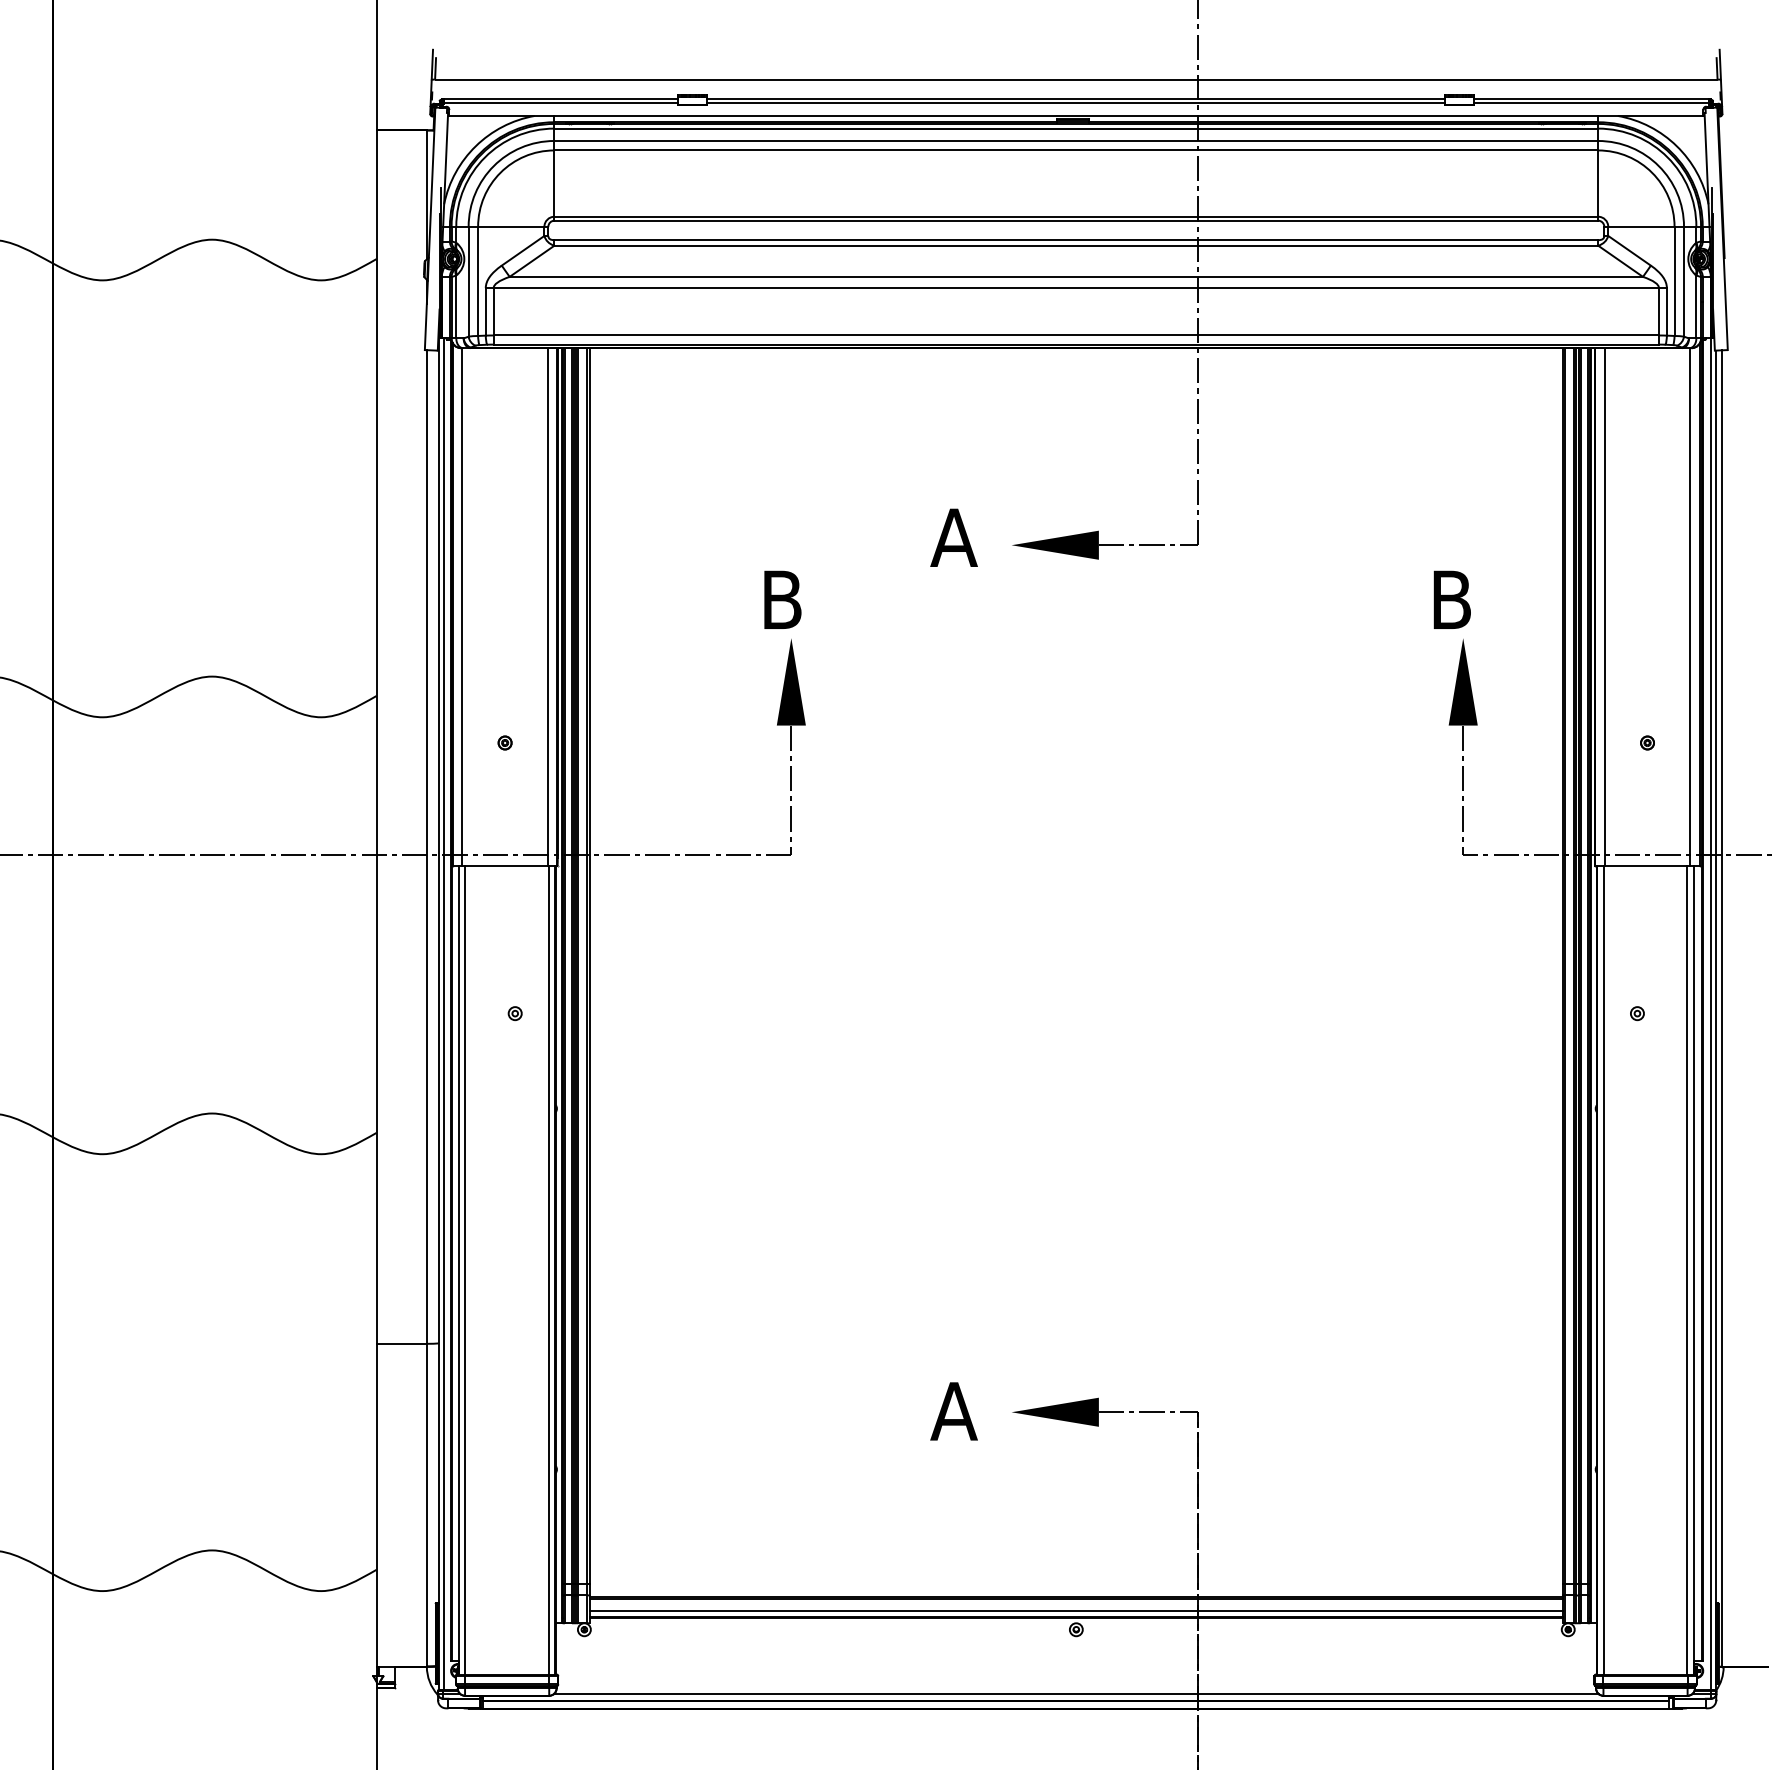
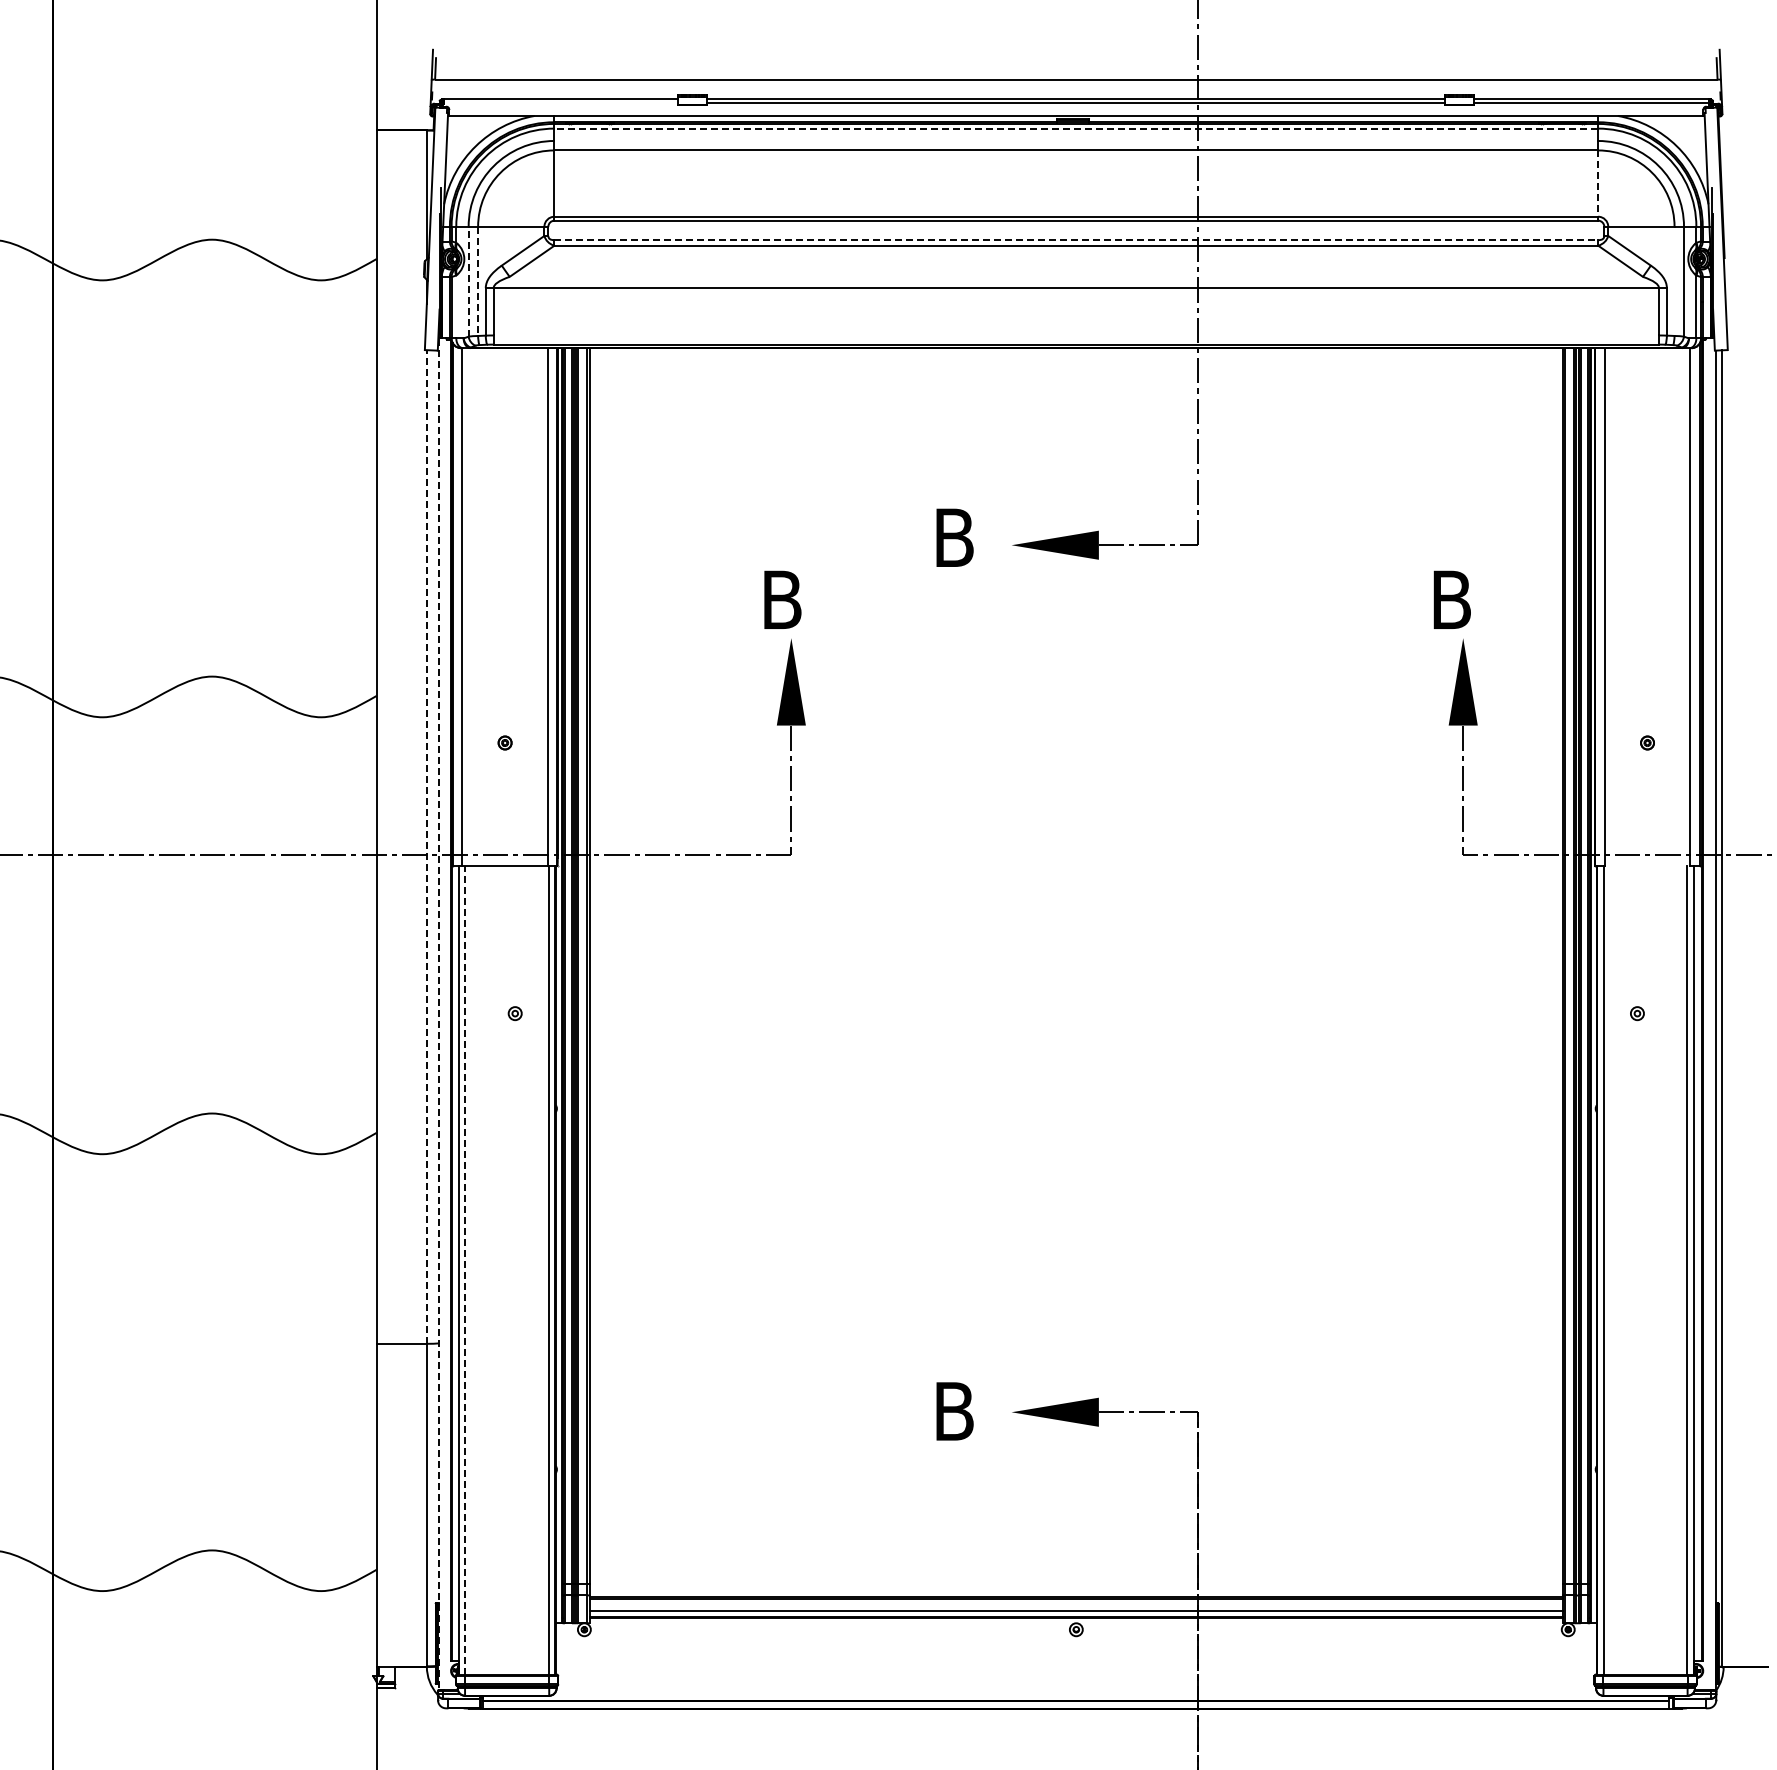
line: present -> none (561, 102)
line: solid -> dashed (1076, 128)
line: present -> none (1076, 140)
line: solid -> dashed (1598, 184)
line: solid -> dashed (1076, 240)
line: present -> none (1075, 276)
line: present -> none (1674, 280)
line: solid -> dashed (468, 281)
line: solid -> dashed (478, 281)
line: present -> none (456, 306)
line: present -> none (1076, 335)
text: A -> B (953, 537)
line: solid -> dashed (426, 847)
line: present -> none (1647, 865)
line: solid -> dashed (438, 1009)
line: present -> none (443, 1014)
line: present -> none (1710, 1014)
line: solid -> dashed (465, 1269)
text: A -> B (953, 1411)
line: present -> none (1076, 1694)
